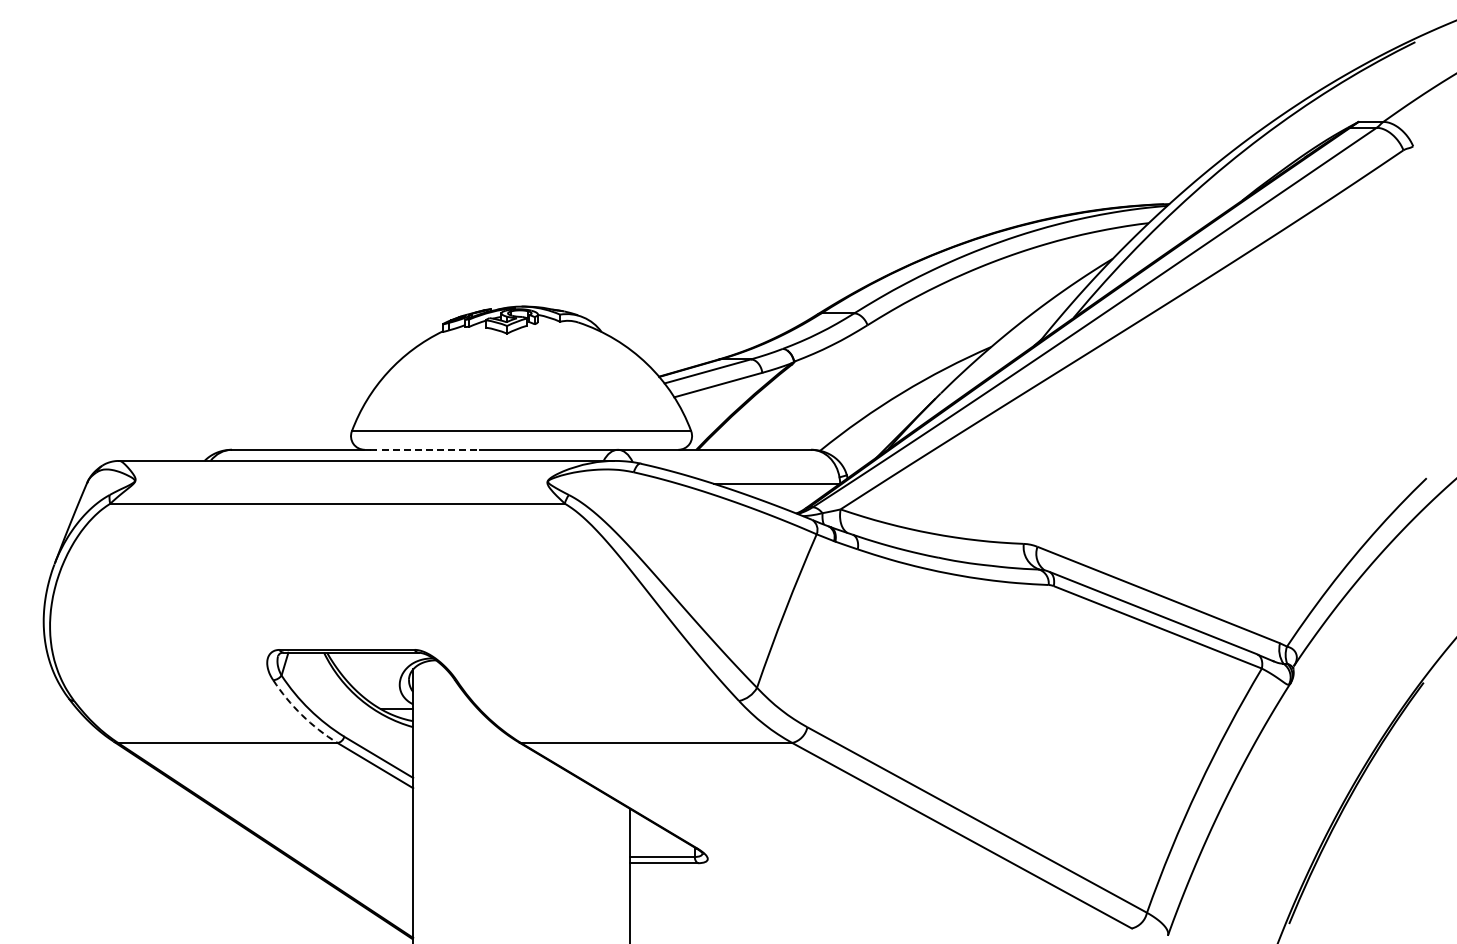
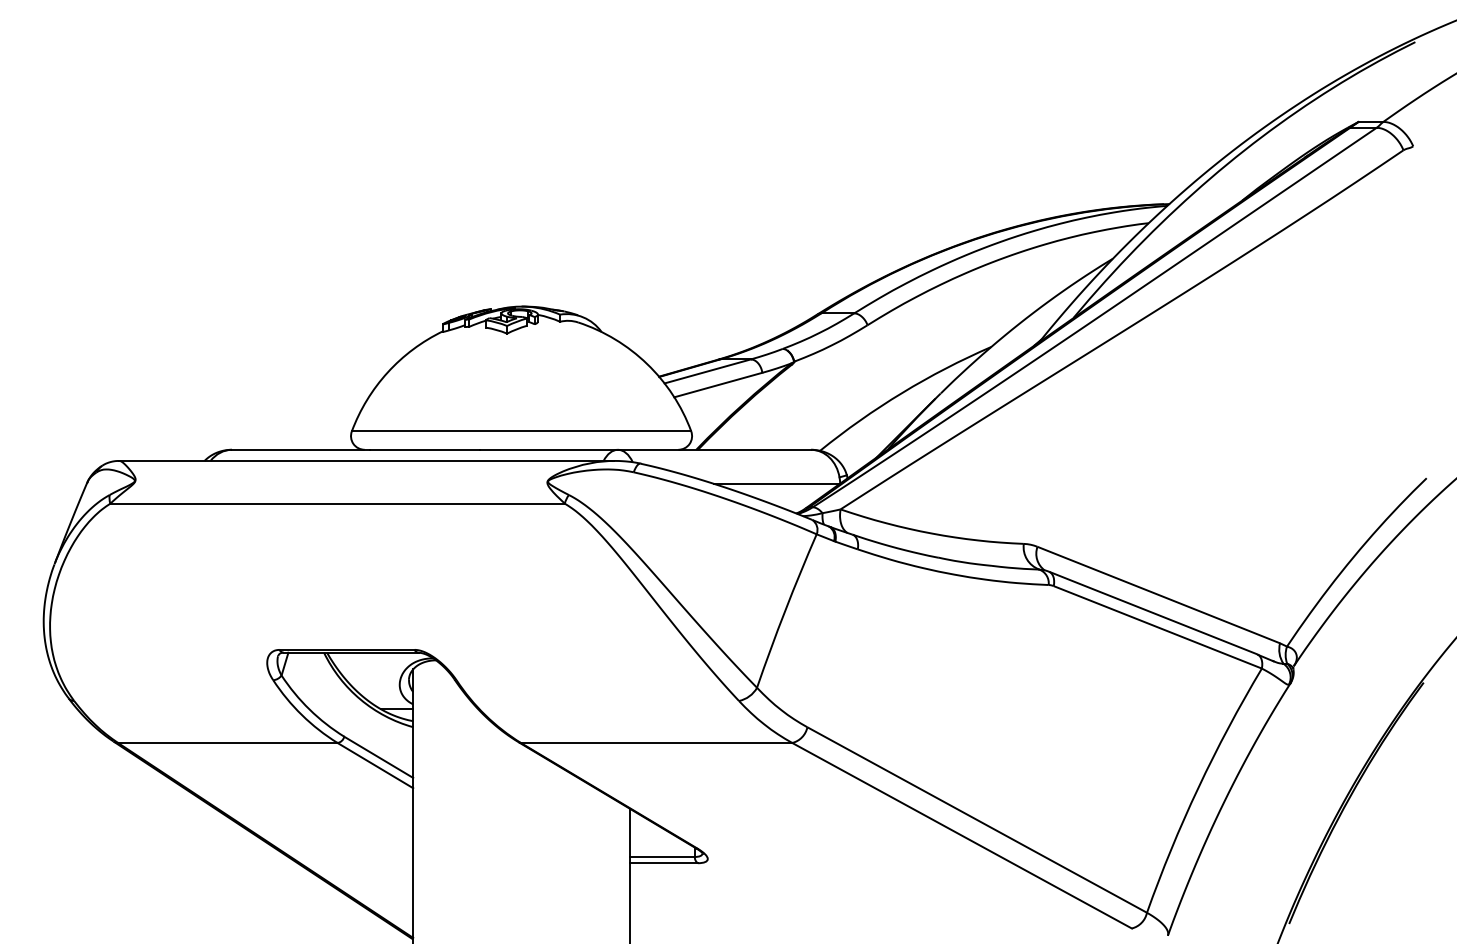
line: dashed -> solid (424, 449)
arc: dashed -> solid (302, 715)
